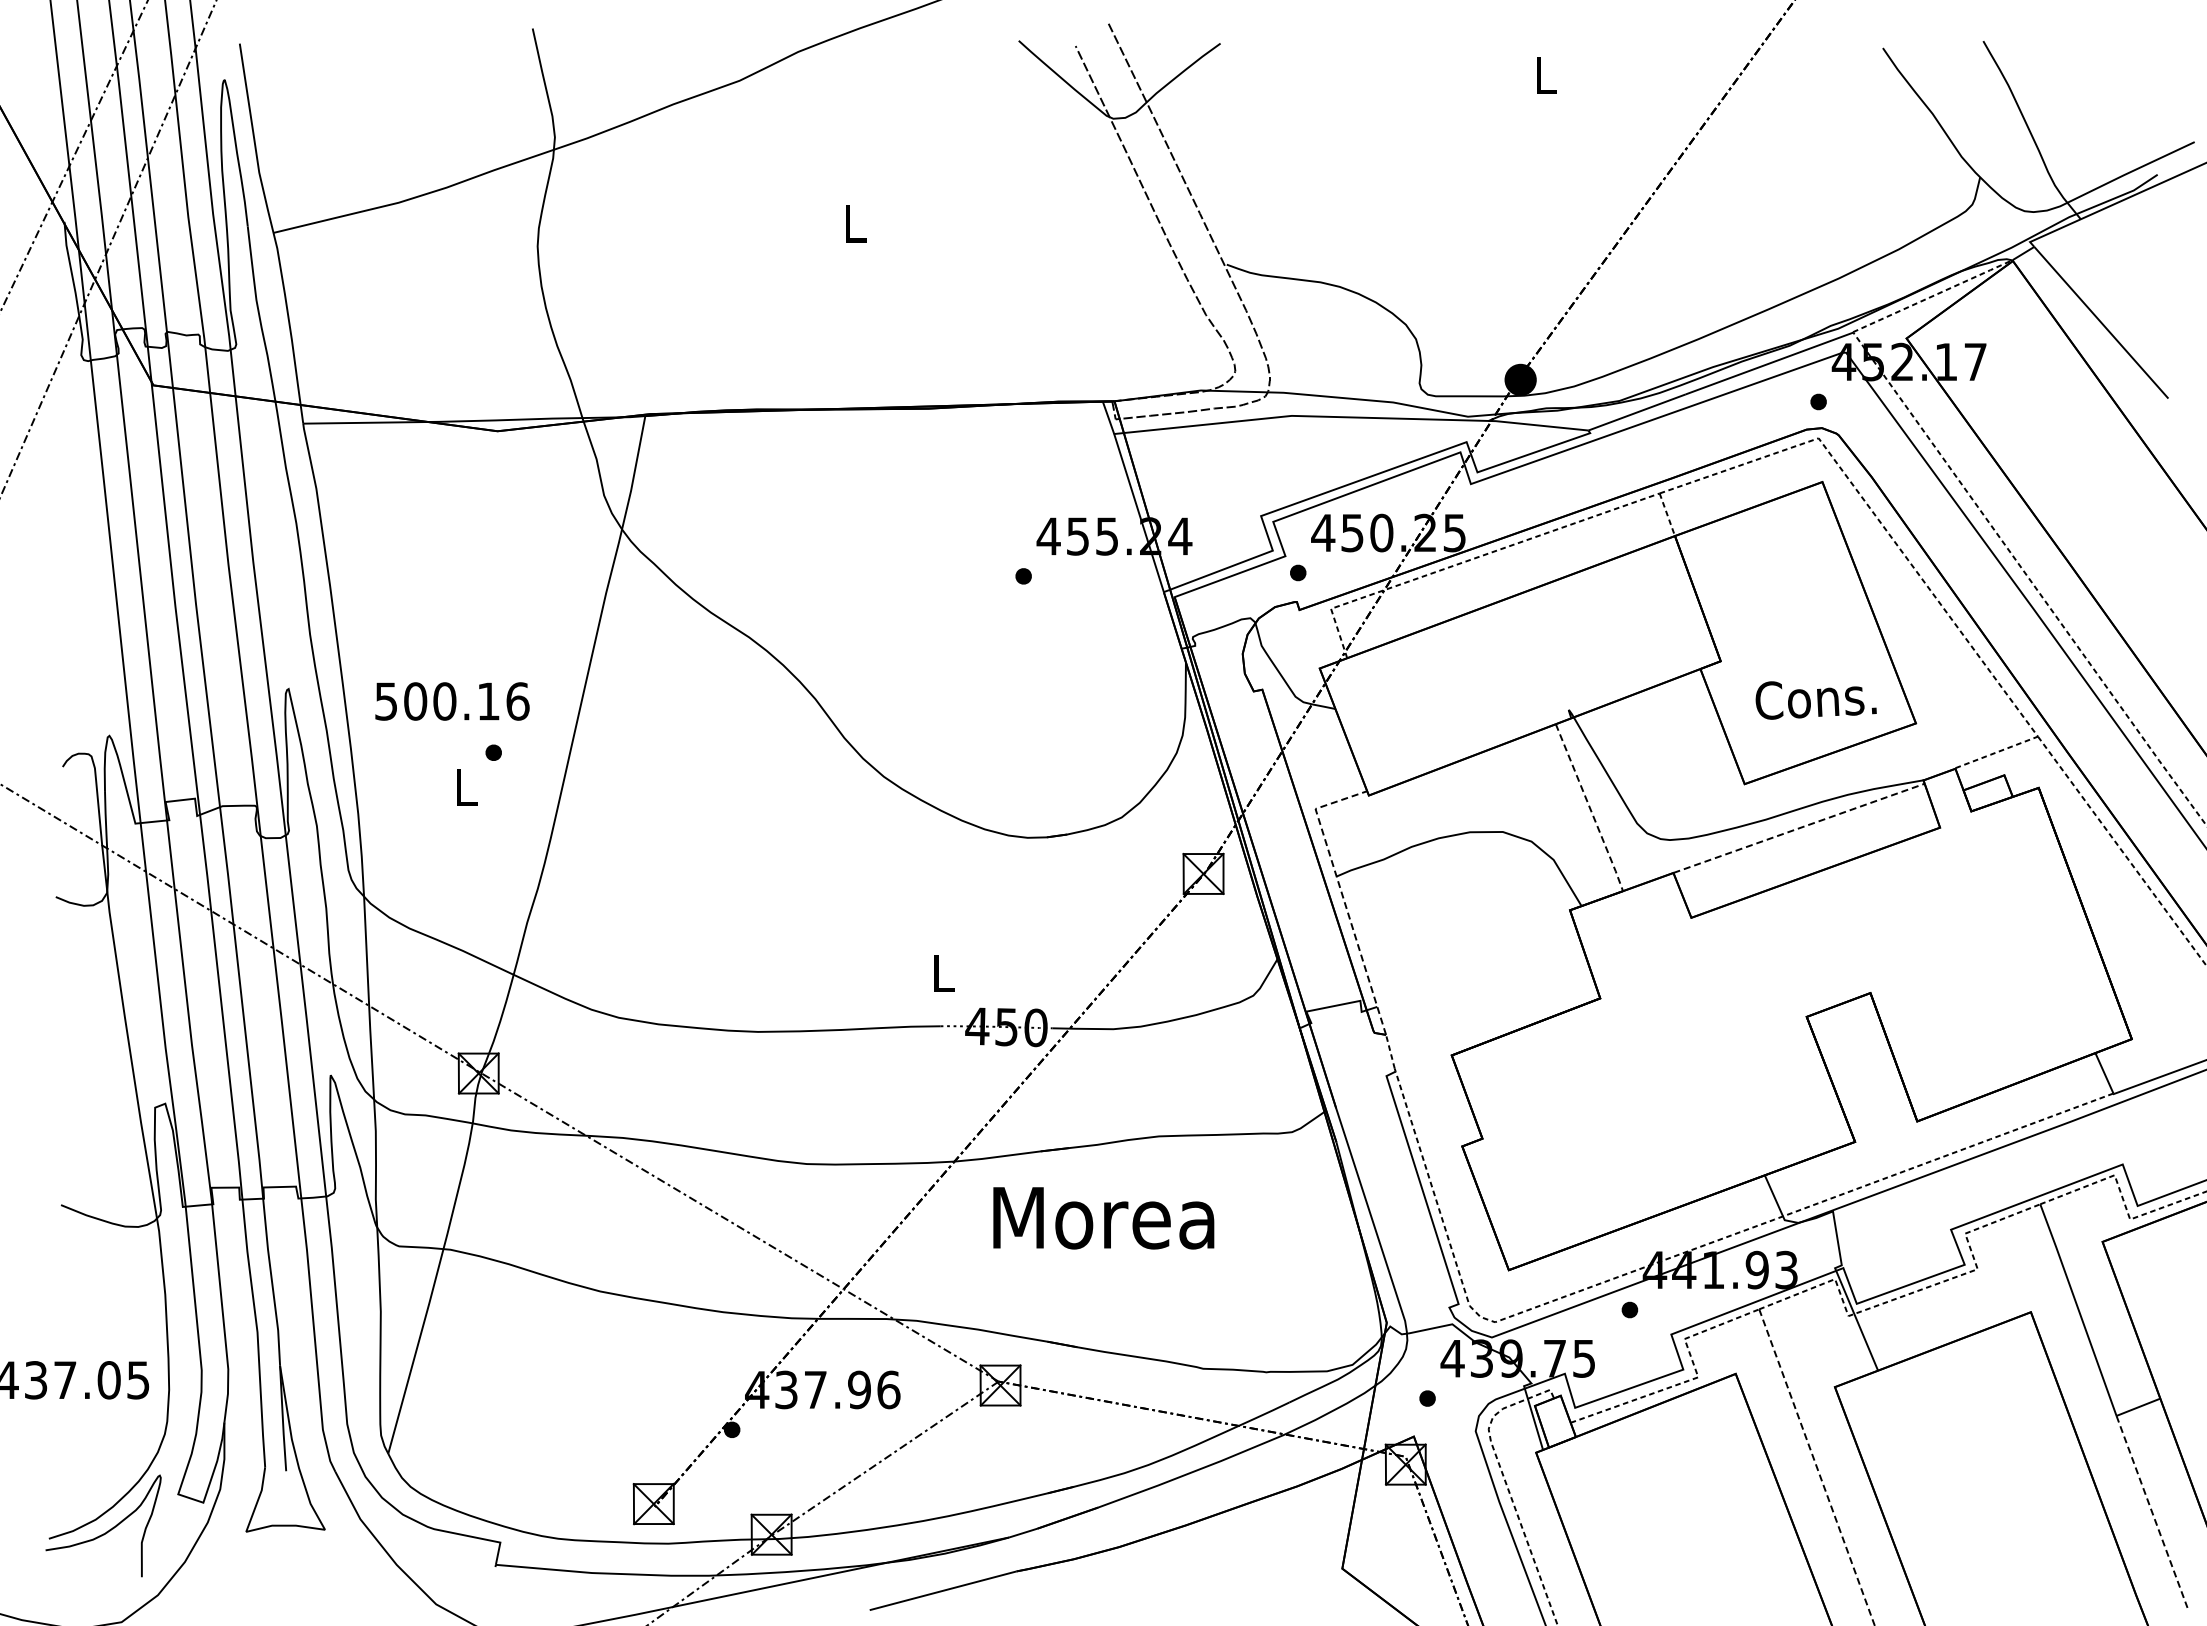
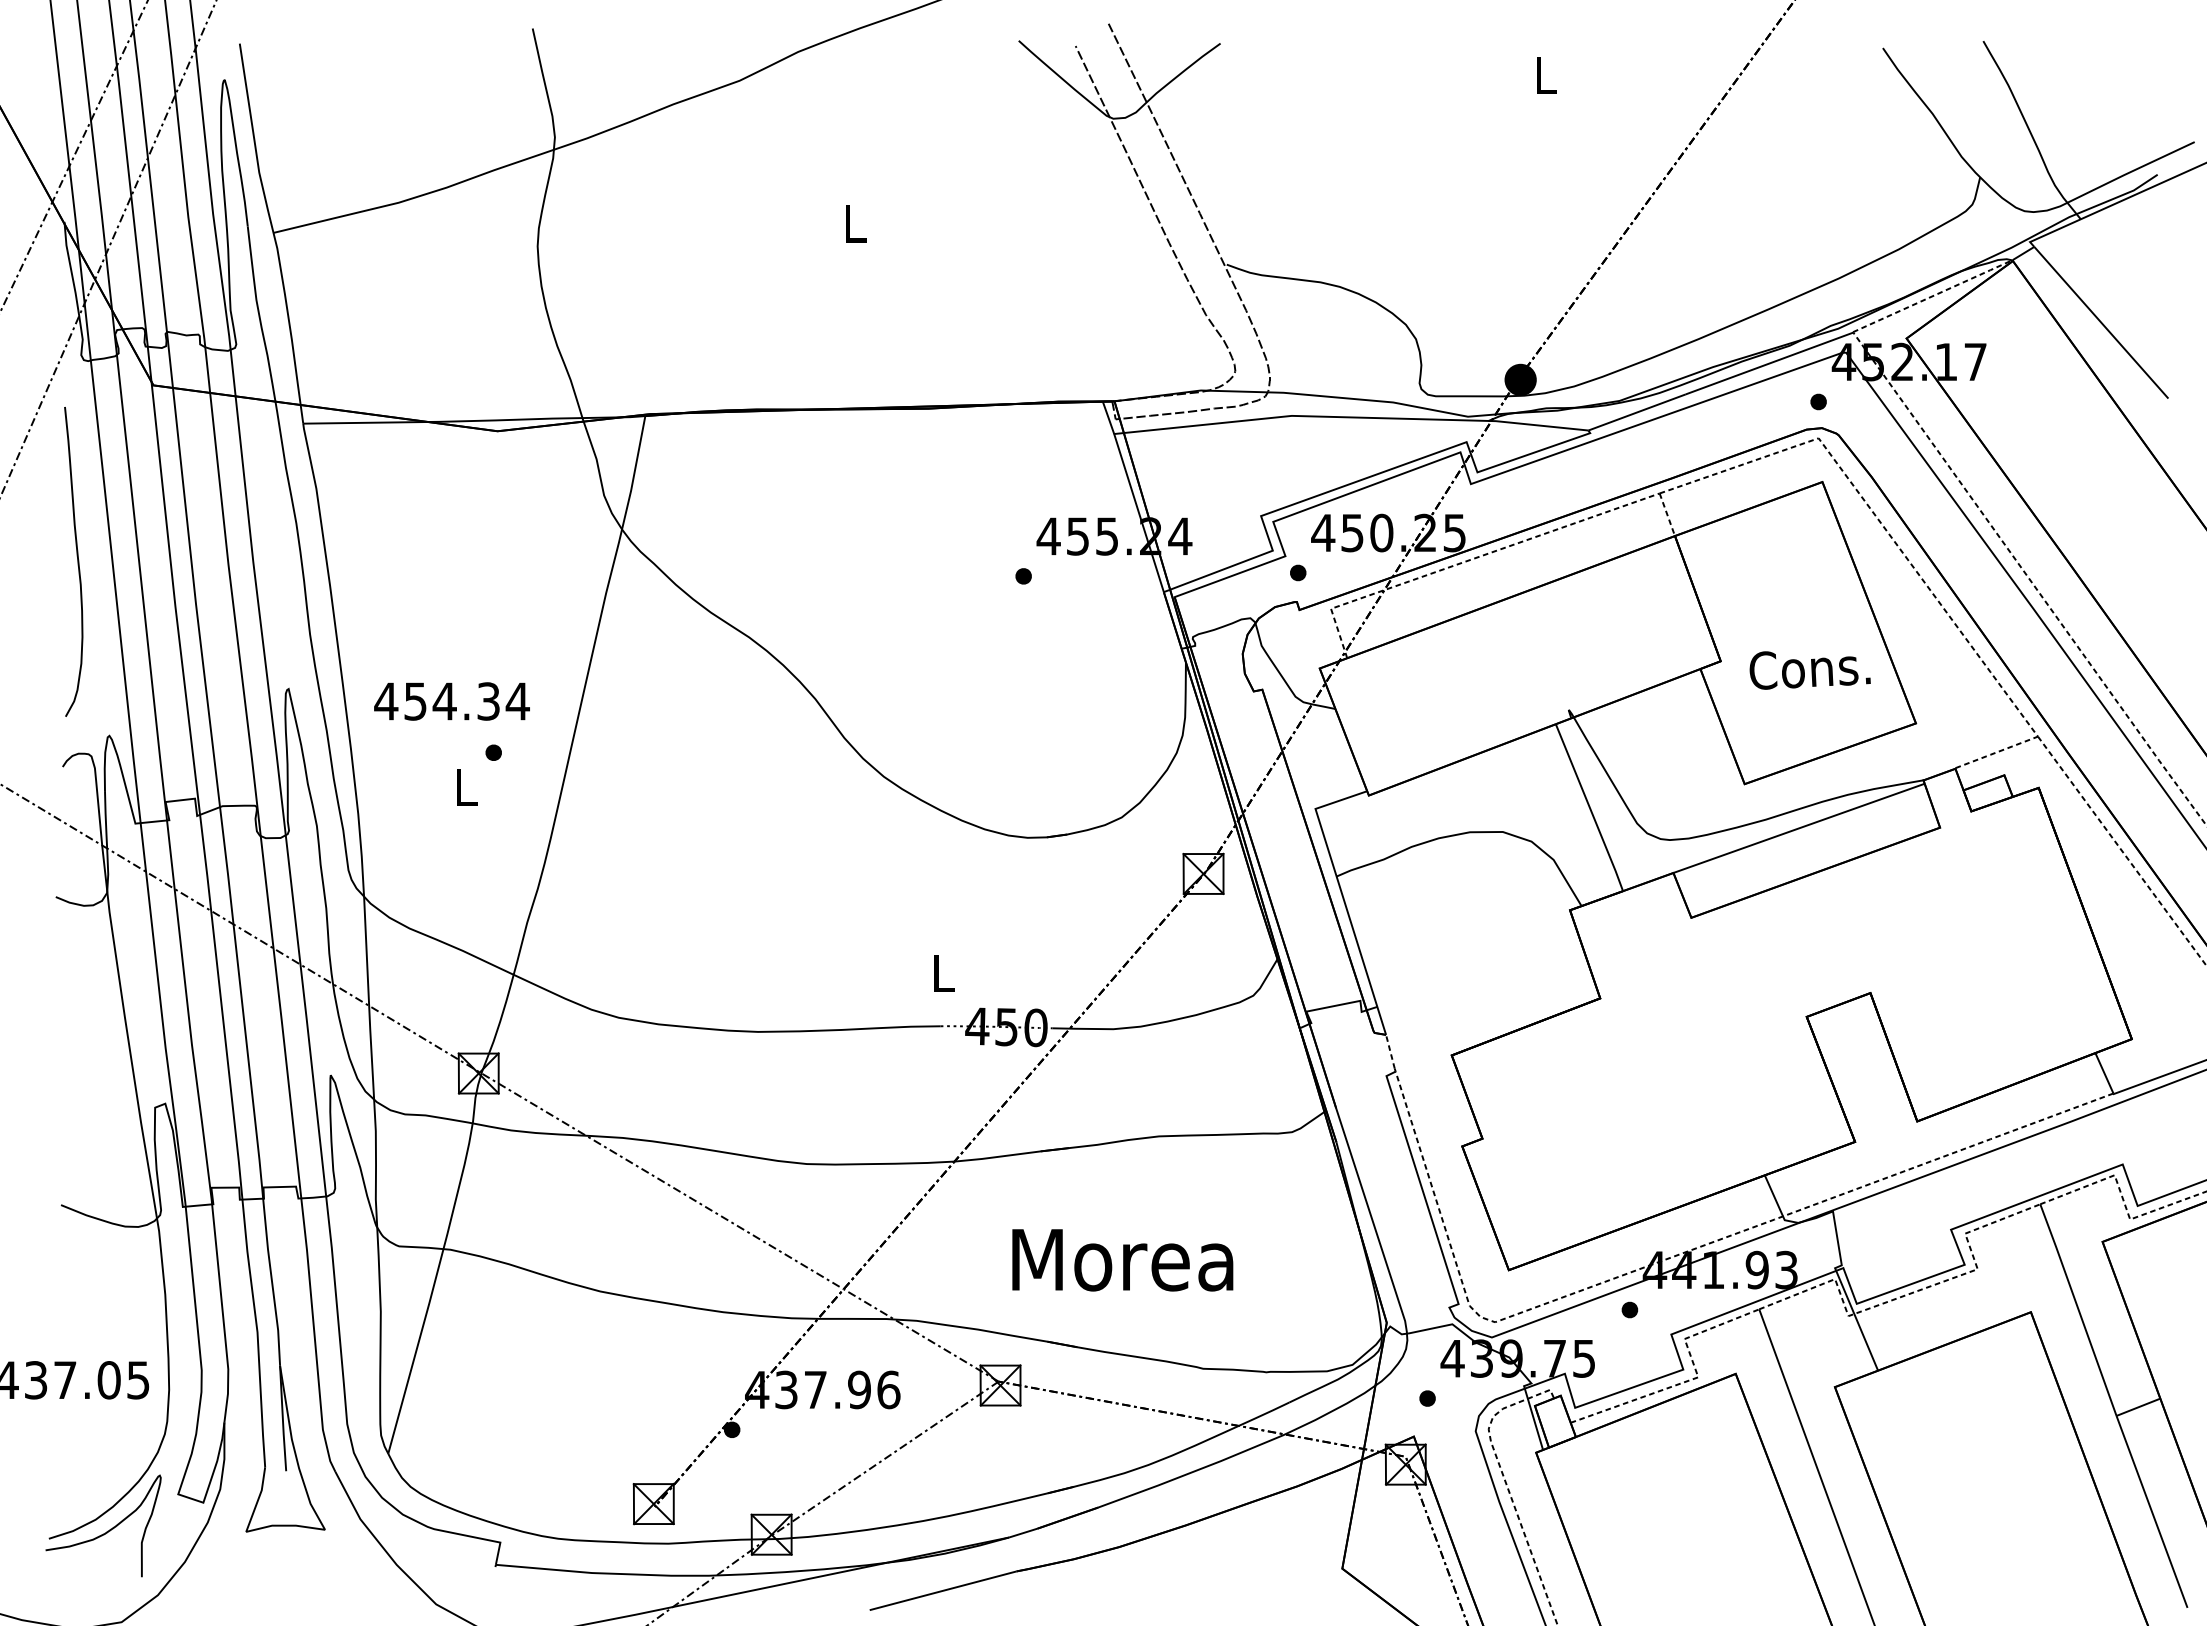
curve: none -> present (77, 561)
text position: (1815, 700) -> (1809, 670) (1809, 670)
text: 500.16 -> 454.34 (451, 701)
line: dashed -> solid (1590, 808)
line: dashed -> solid (1799, 828)
line: dashed -> solid (1342, 894)
text position: (1103, 1218) -> (1122, 1260) (1122, 1260)
line: dashed -> solid (1817, 1467)
line: dashed -> solid (2152, 1512)
